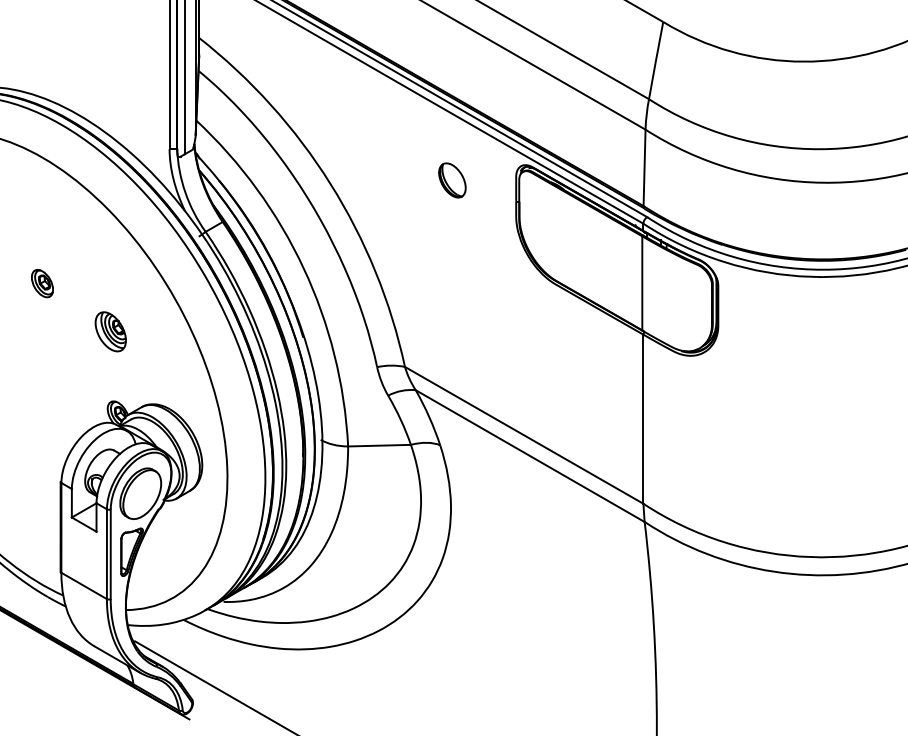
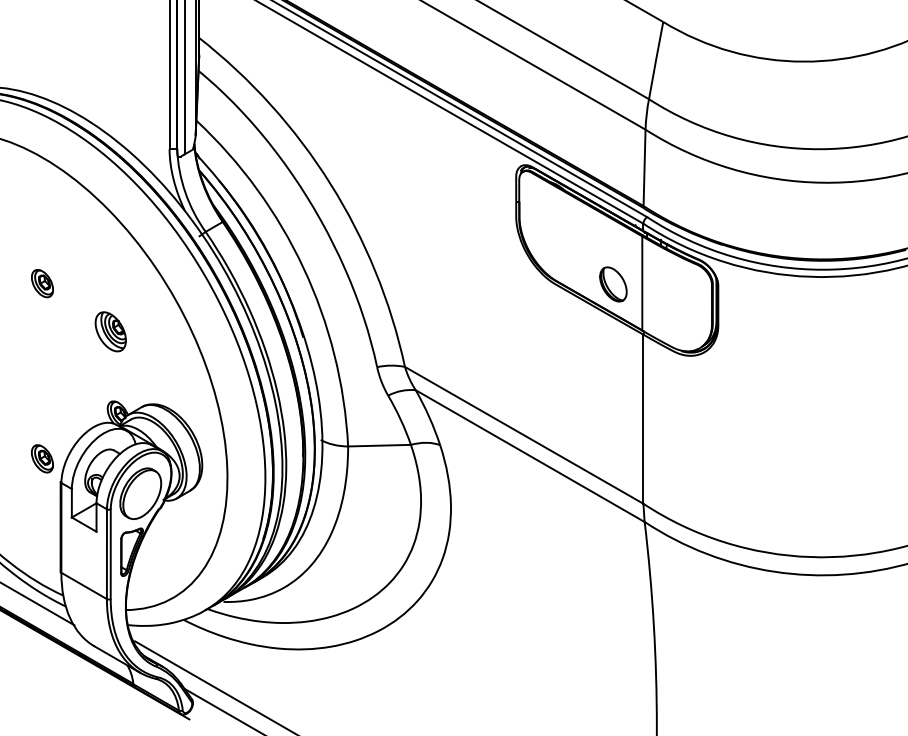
part position: (452, 180) -> (613, 284) (613, 284)
part: none -> present (42, 458)
line: none -> present (38, 604)
line: none -> present (222, 710)
